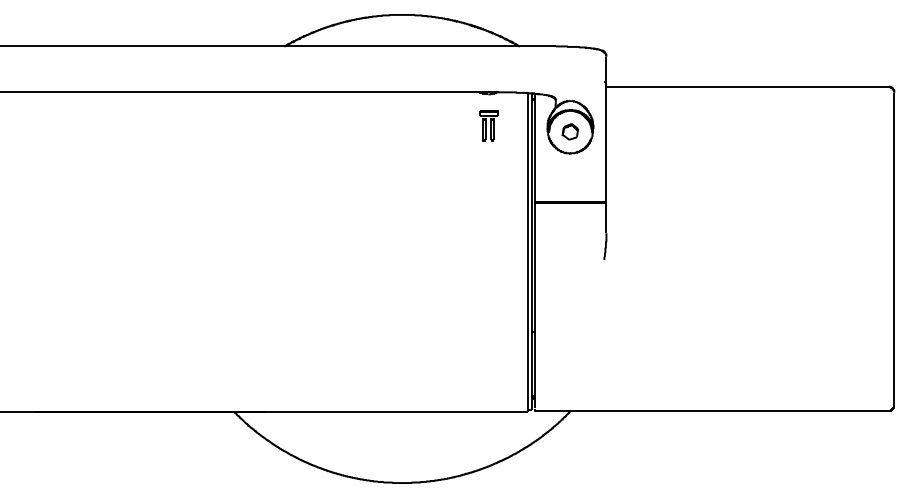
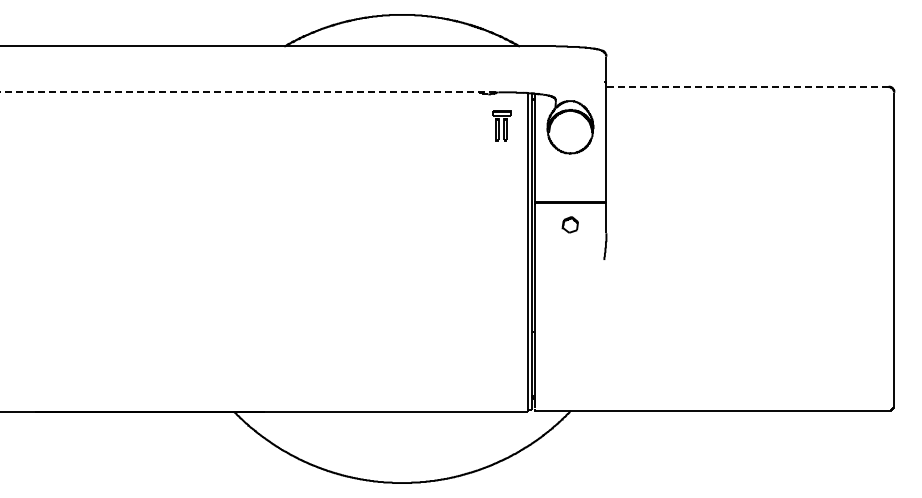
line: solid -> dashed (747, 86)
line: solid -> dashed (249, 92)
part position: (488, 125) -> (501, 125) (501, 125)
part position: (569, 131) -> (569, 224) (569, 224)
